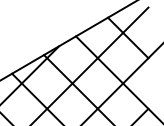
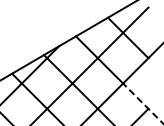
line: solid -> dashed (142, 103)
